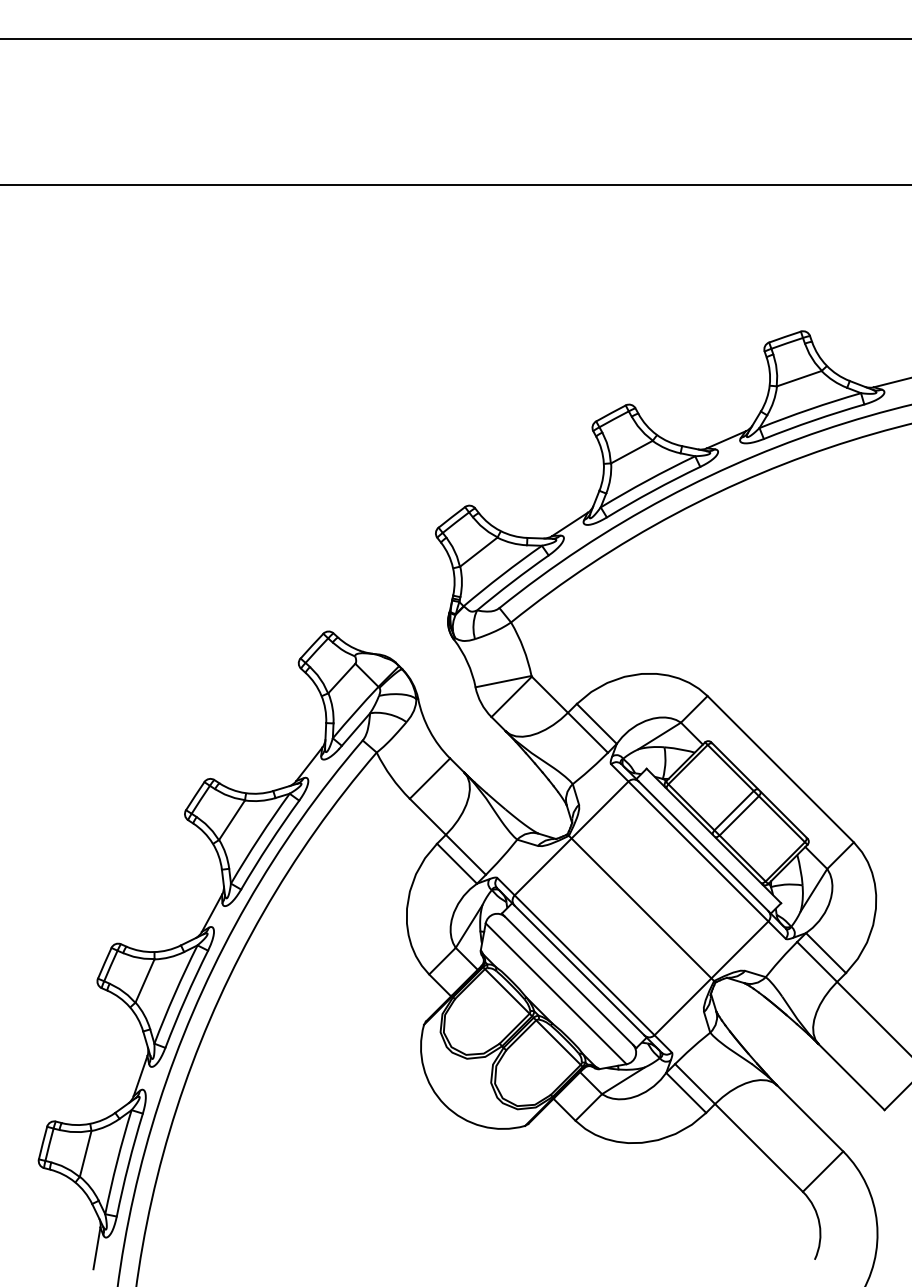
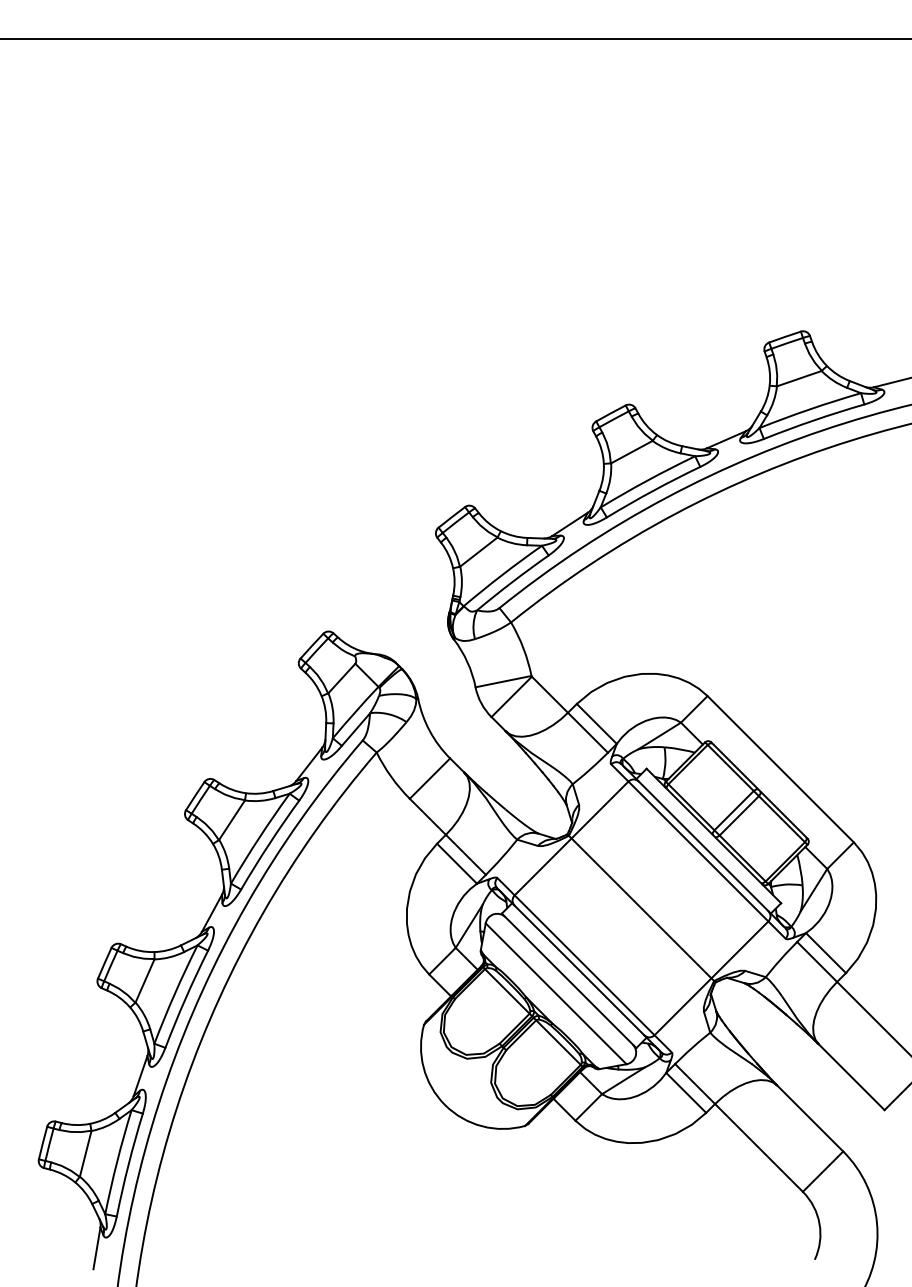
line: present -> none (455, 184)
